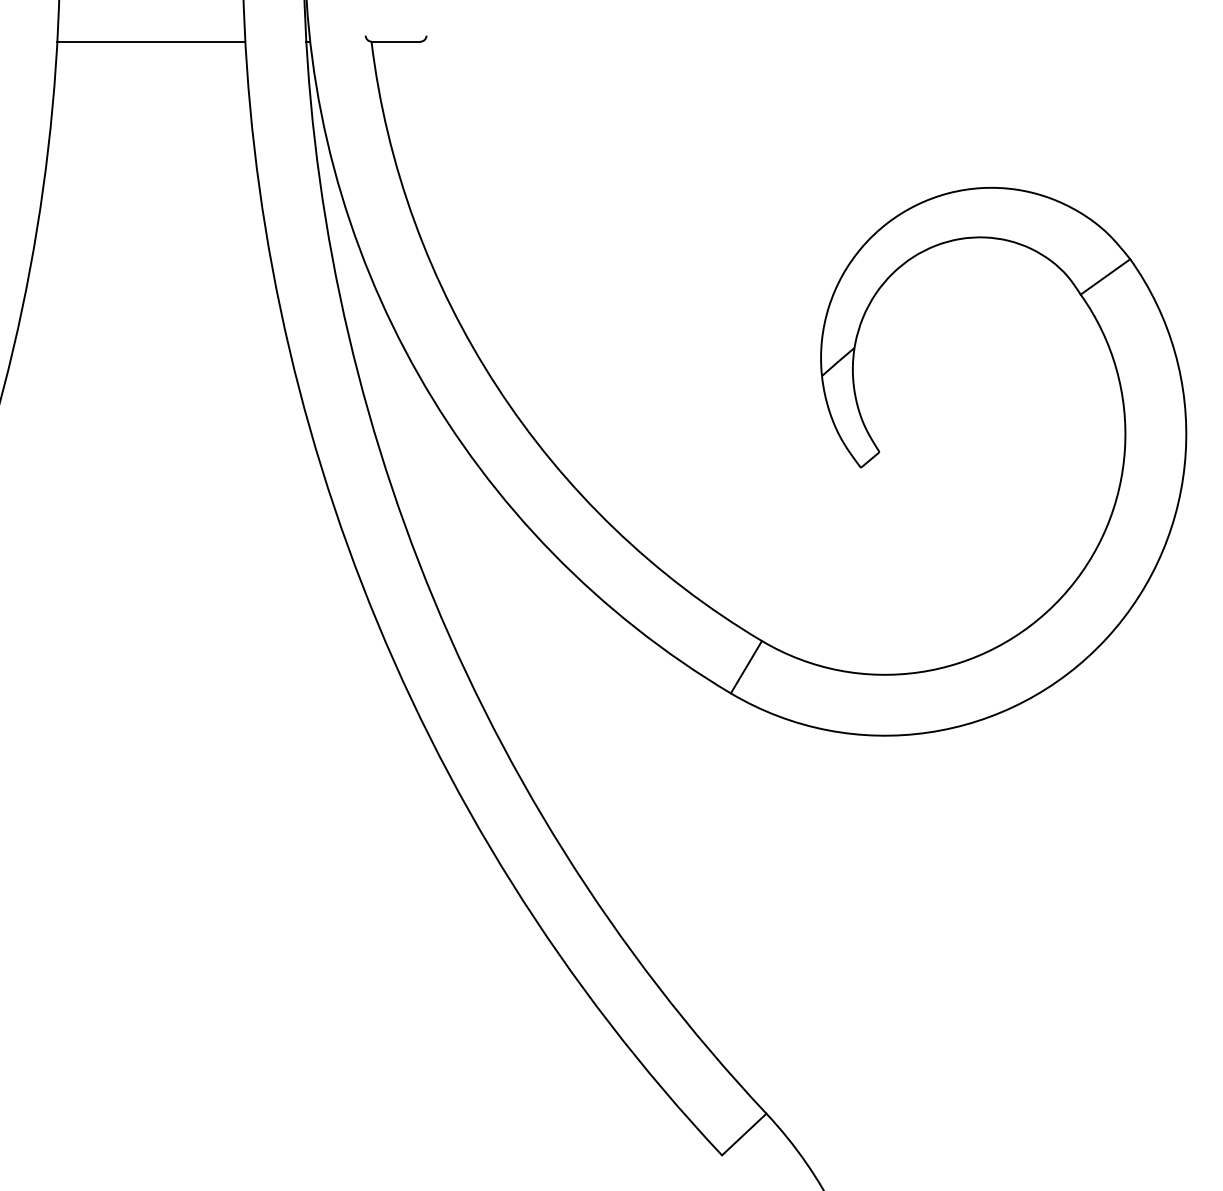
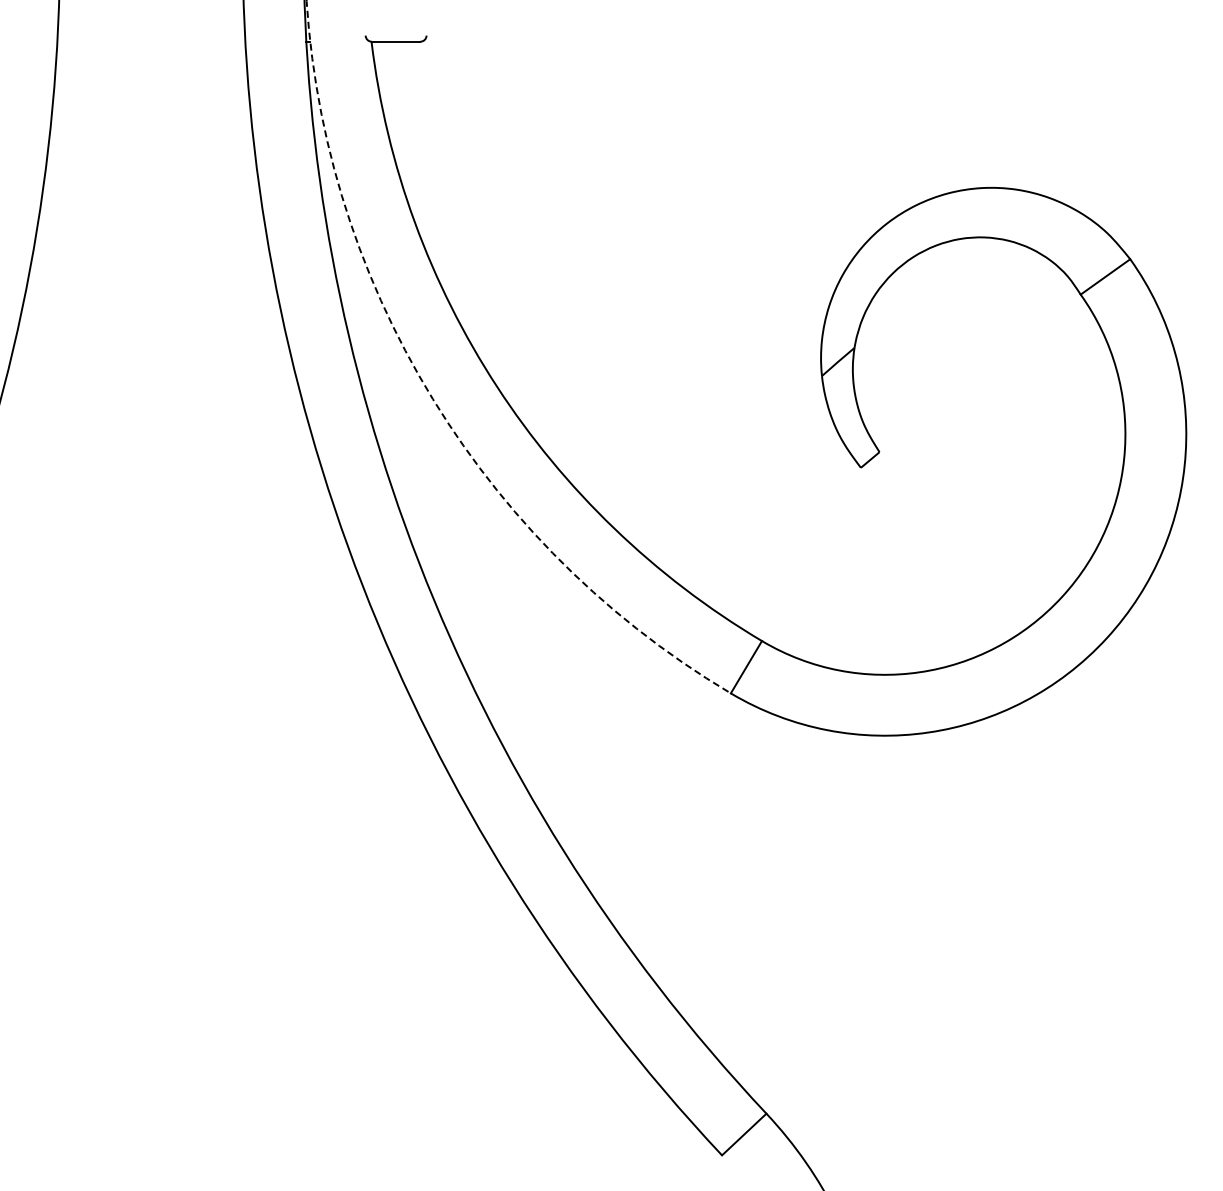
line: present -> none (151, 41)
arc: solid -> dashed (432, 399)
